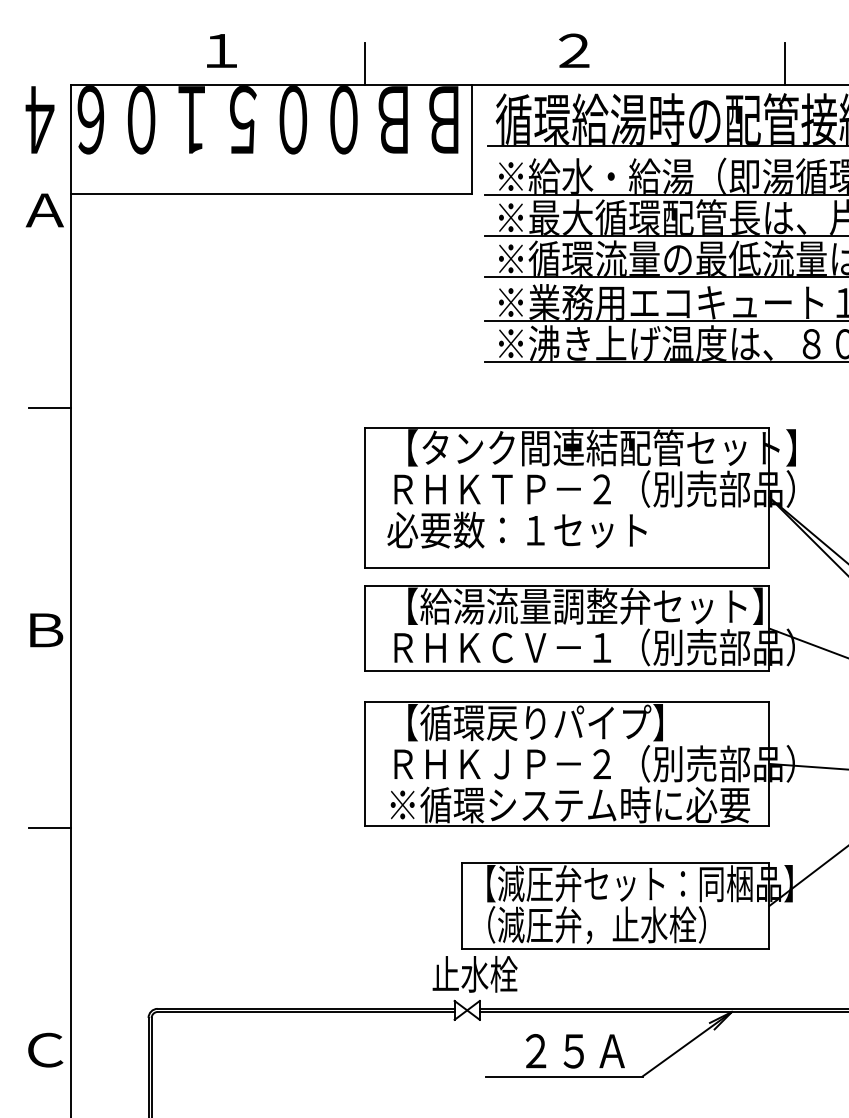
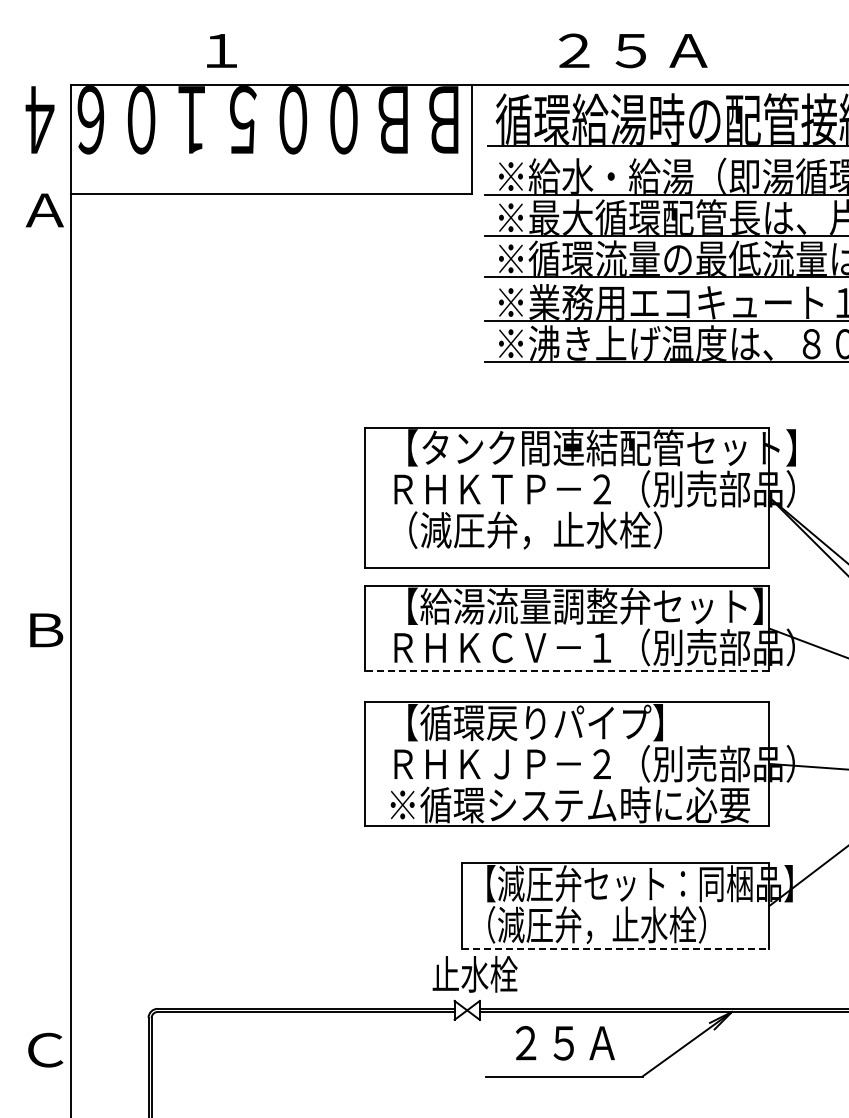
text: ２ -> ２５Ａ (661, 51)
line: present -> none (365, 63)
line: present -> none (784, 63)
line: present -> none (50, 407)
text: 必要数：１セット -> （減圧弁，止水栓） (524, 530)
line: solid -> dashed (566, 671)
line: present -> none (50, 827)
line: solid -> dashed (615, 948)
text position: (575, 1051) -> (565, 1043) (565, 1043)
